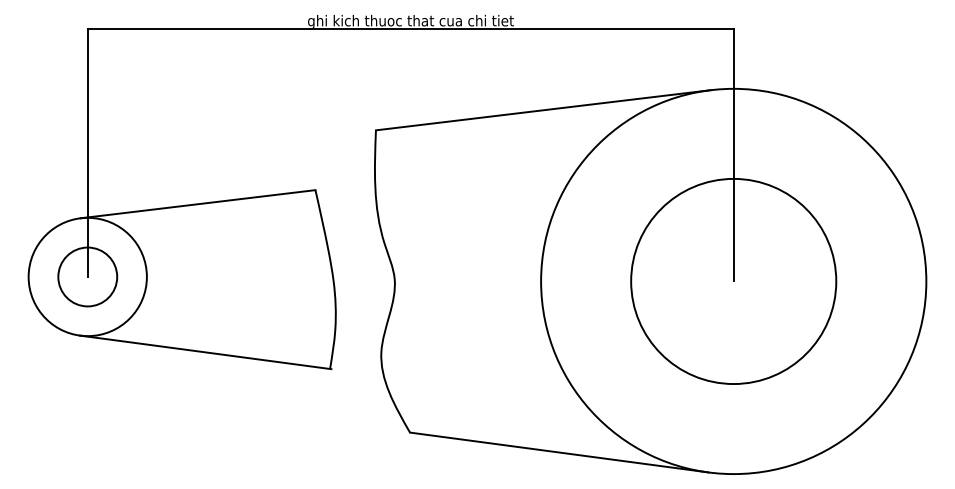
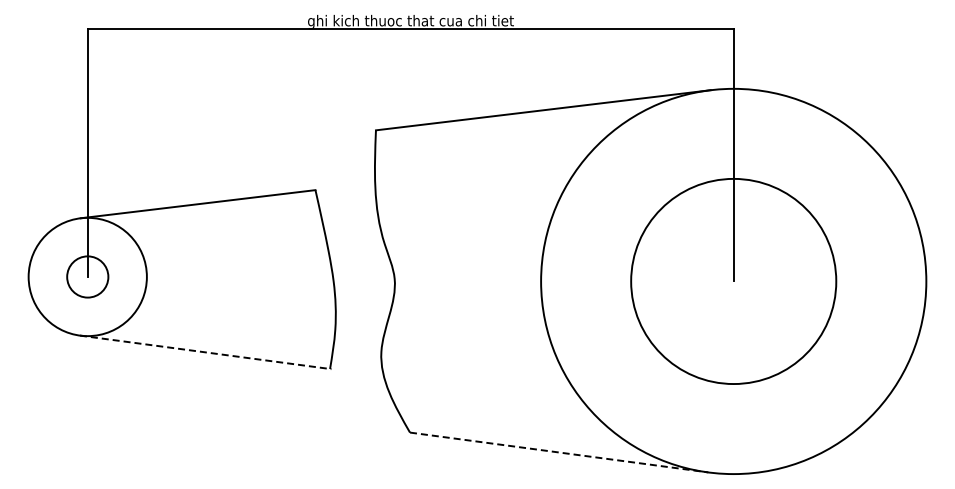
circle diameter: 59 px -> 41 px (87, 276)
line: solid -> dashed (205, 352)
line: solid -> dashed (559, 452)
